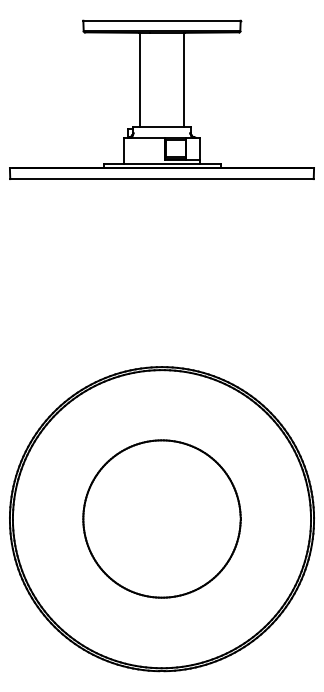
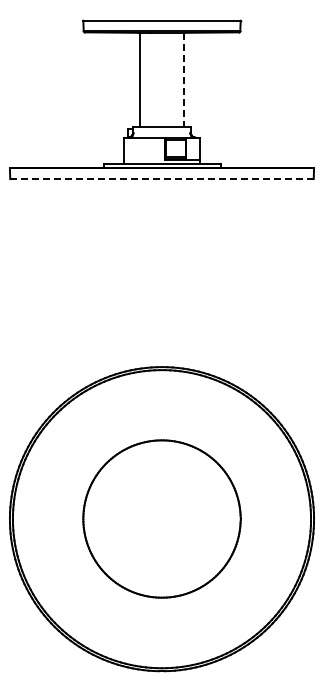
line: solid -> dashed (183, 80)
line: solid -> dashed (161, 179)
